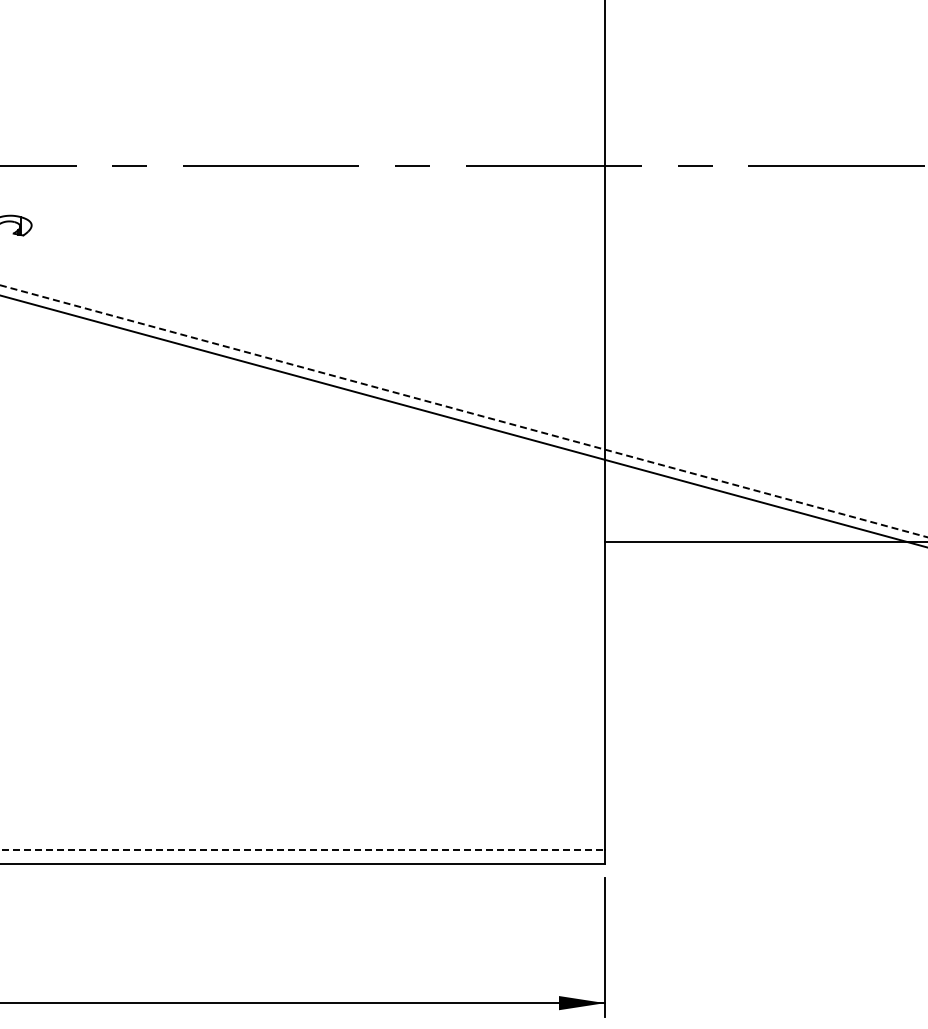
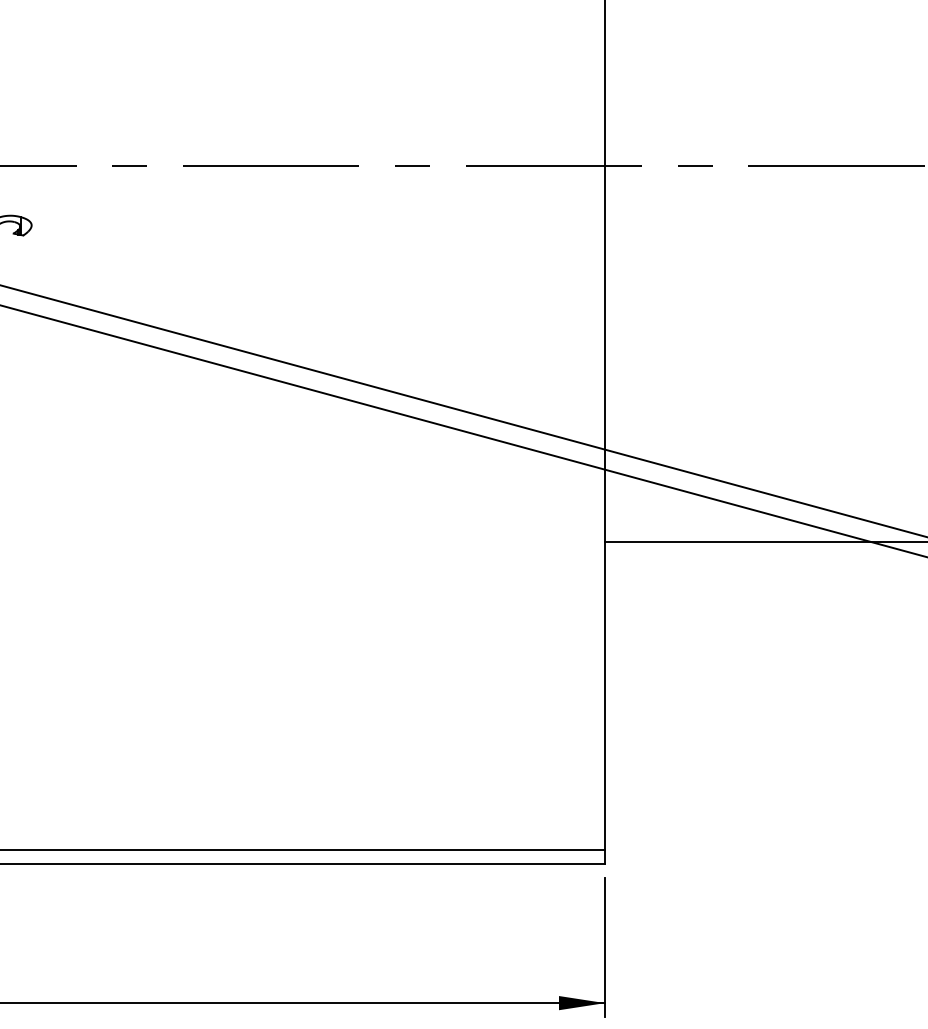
line: dashed -> solid (464, 411)
line position: (463, 421) -> (463, 430) (463, 430)
line: dashed -> solid (303, 849)
